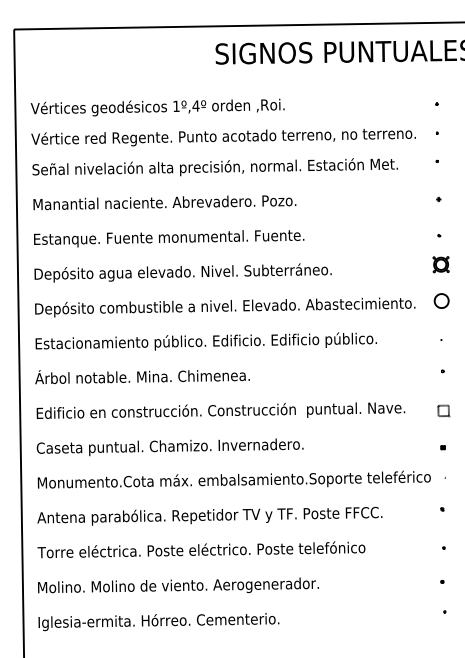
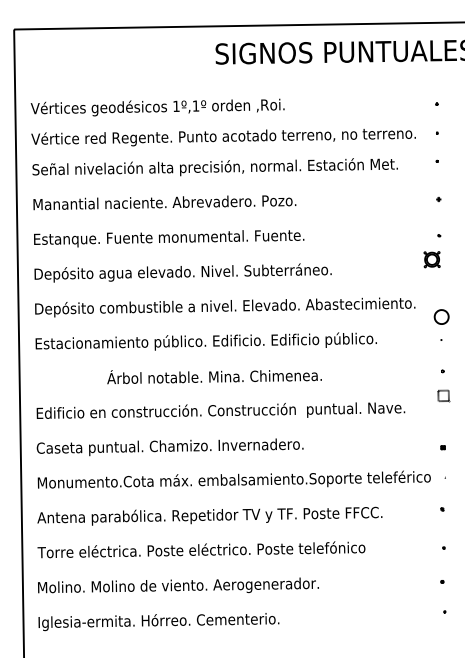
text: 1º,4º -> 1º,1º (195, 105)
part position: (440, 264) -> (431, 259) (431, 259)
part position: (441, 300) -> (441, 316) (441, 316)
text position: (142, 377) -> (214, 377) (214, 377)
part position: (443, 410) -> (443, 395) (443, 395)
